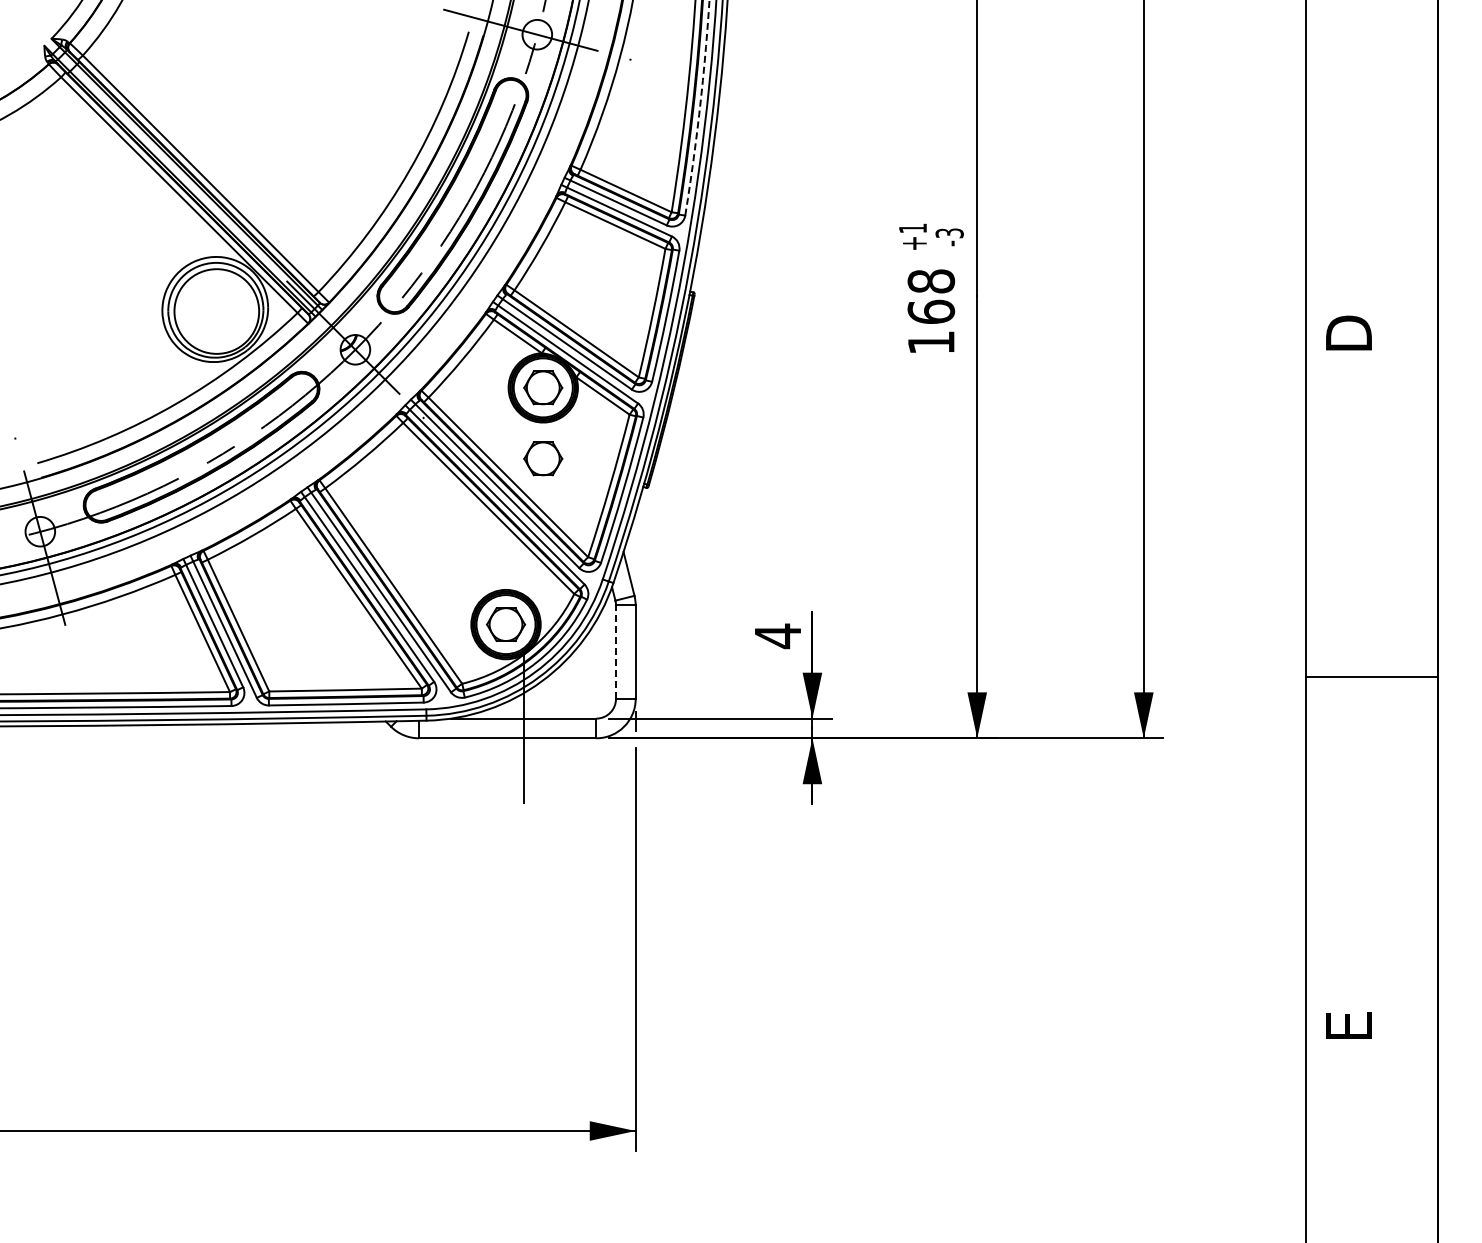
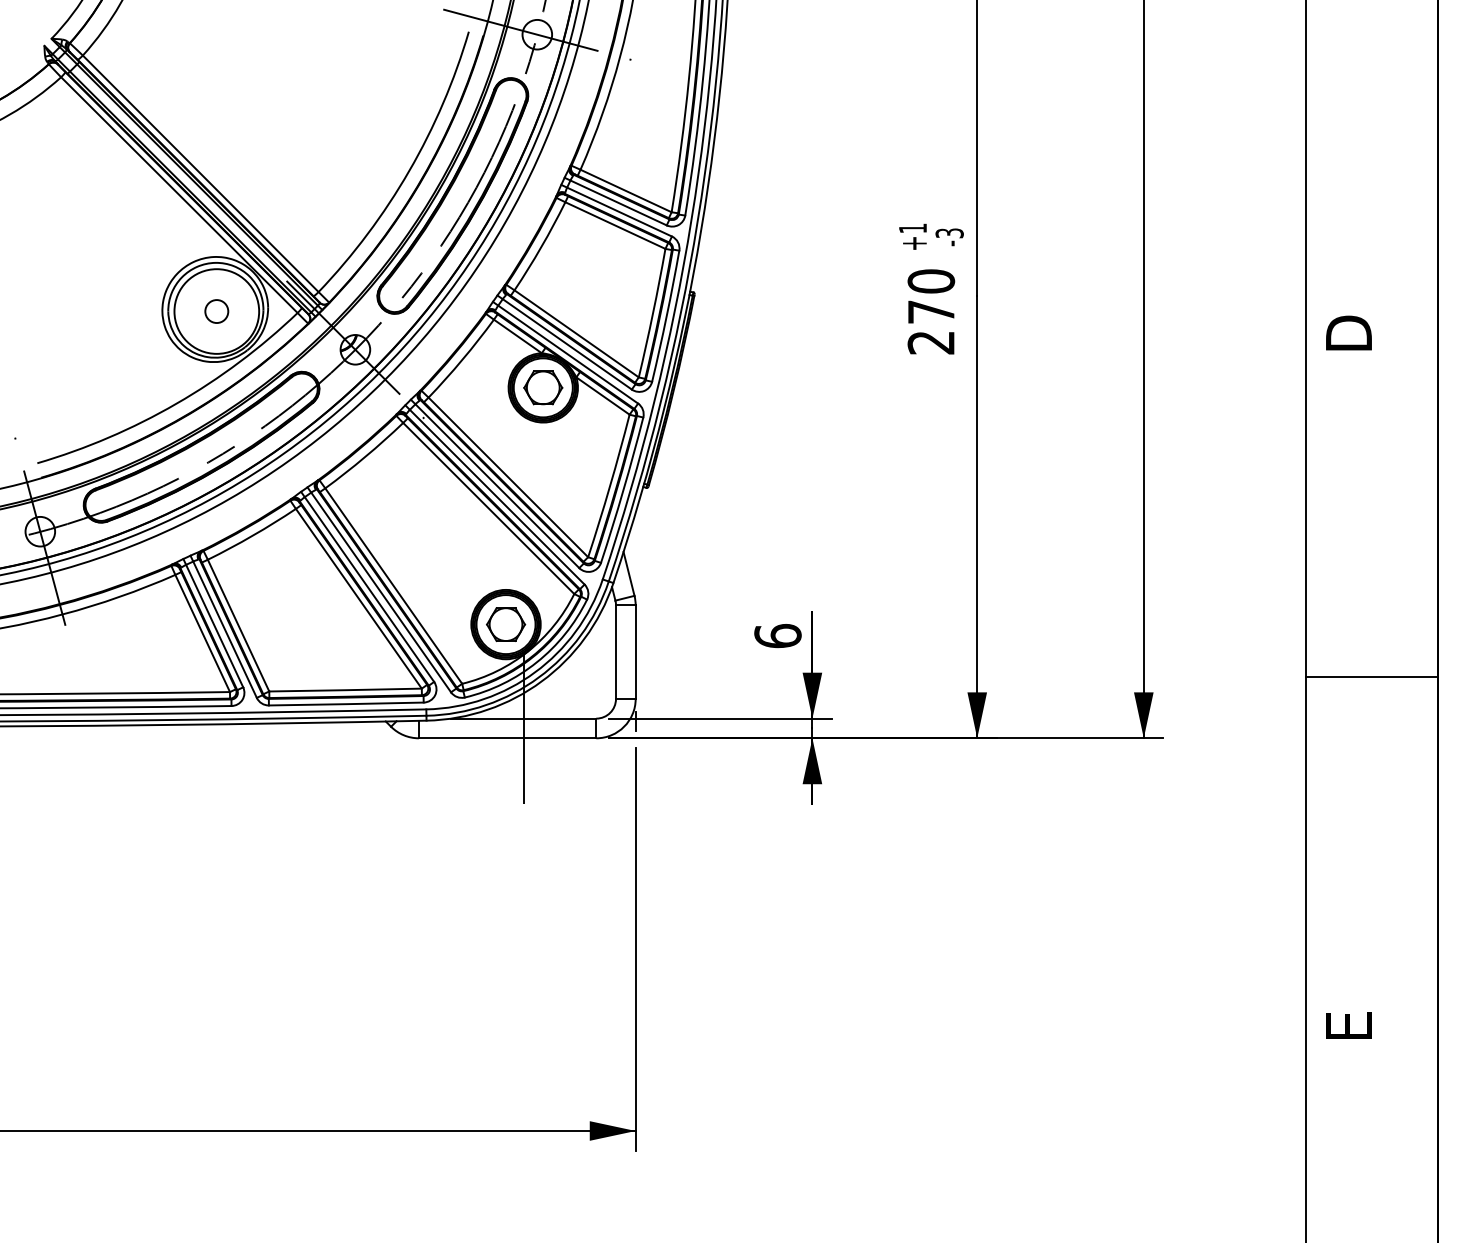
arc: dashed -> solid (699, 108)
circle: none -> present (216, 311)
text: 168 -> 270 (931, 311)
part: present -> none (543, 458)
text: 4 -> 6 (777, 636)
line: dashed -> solid (616, 652)
